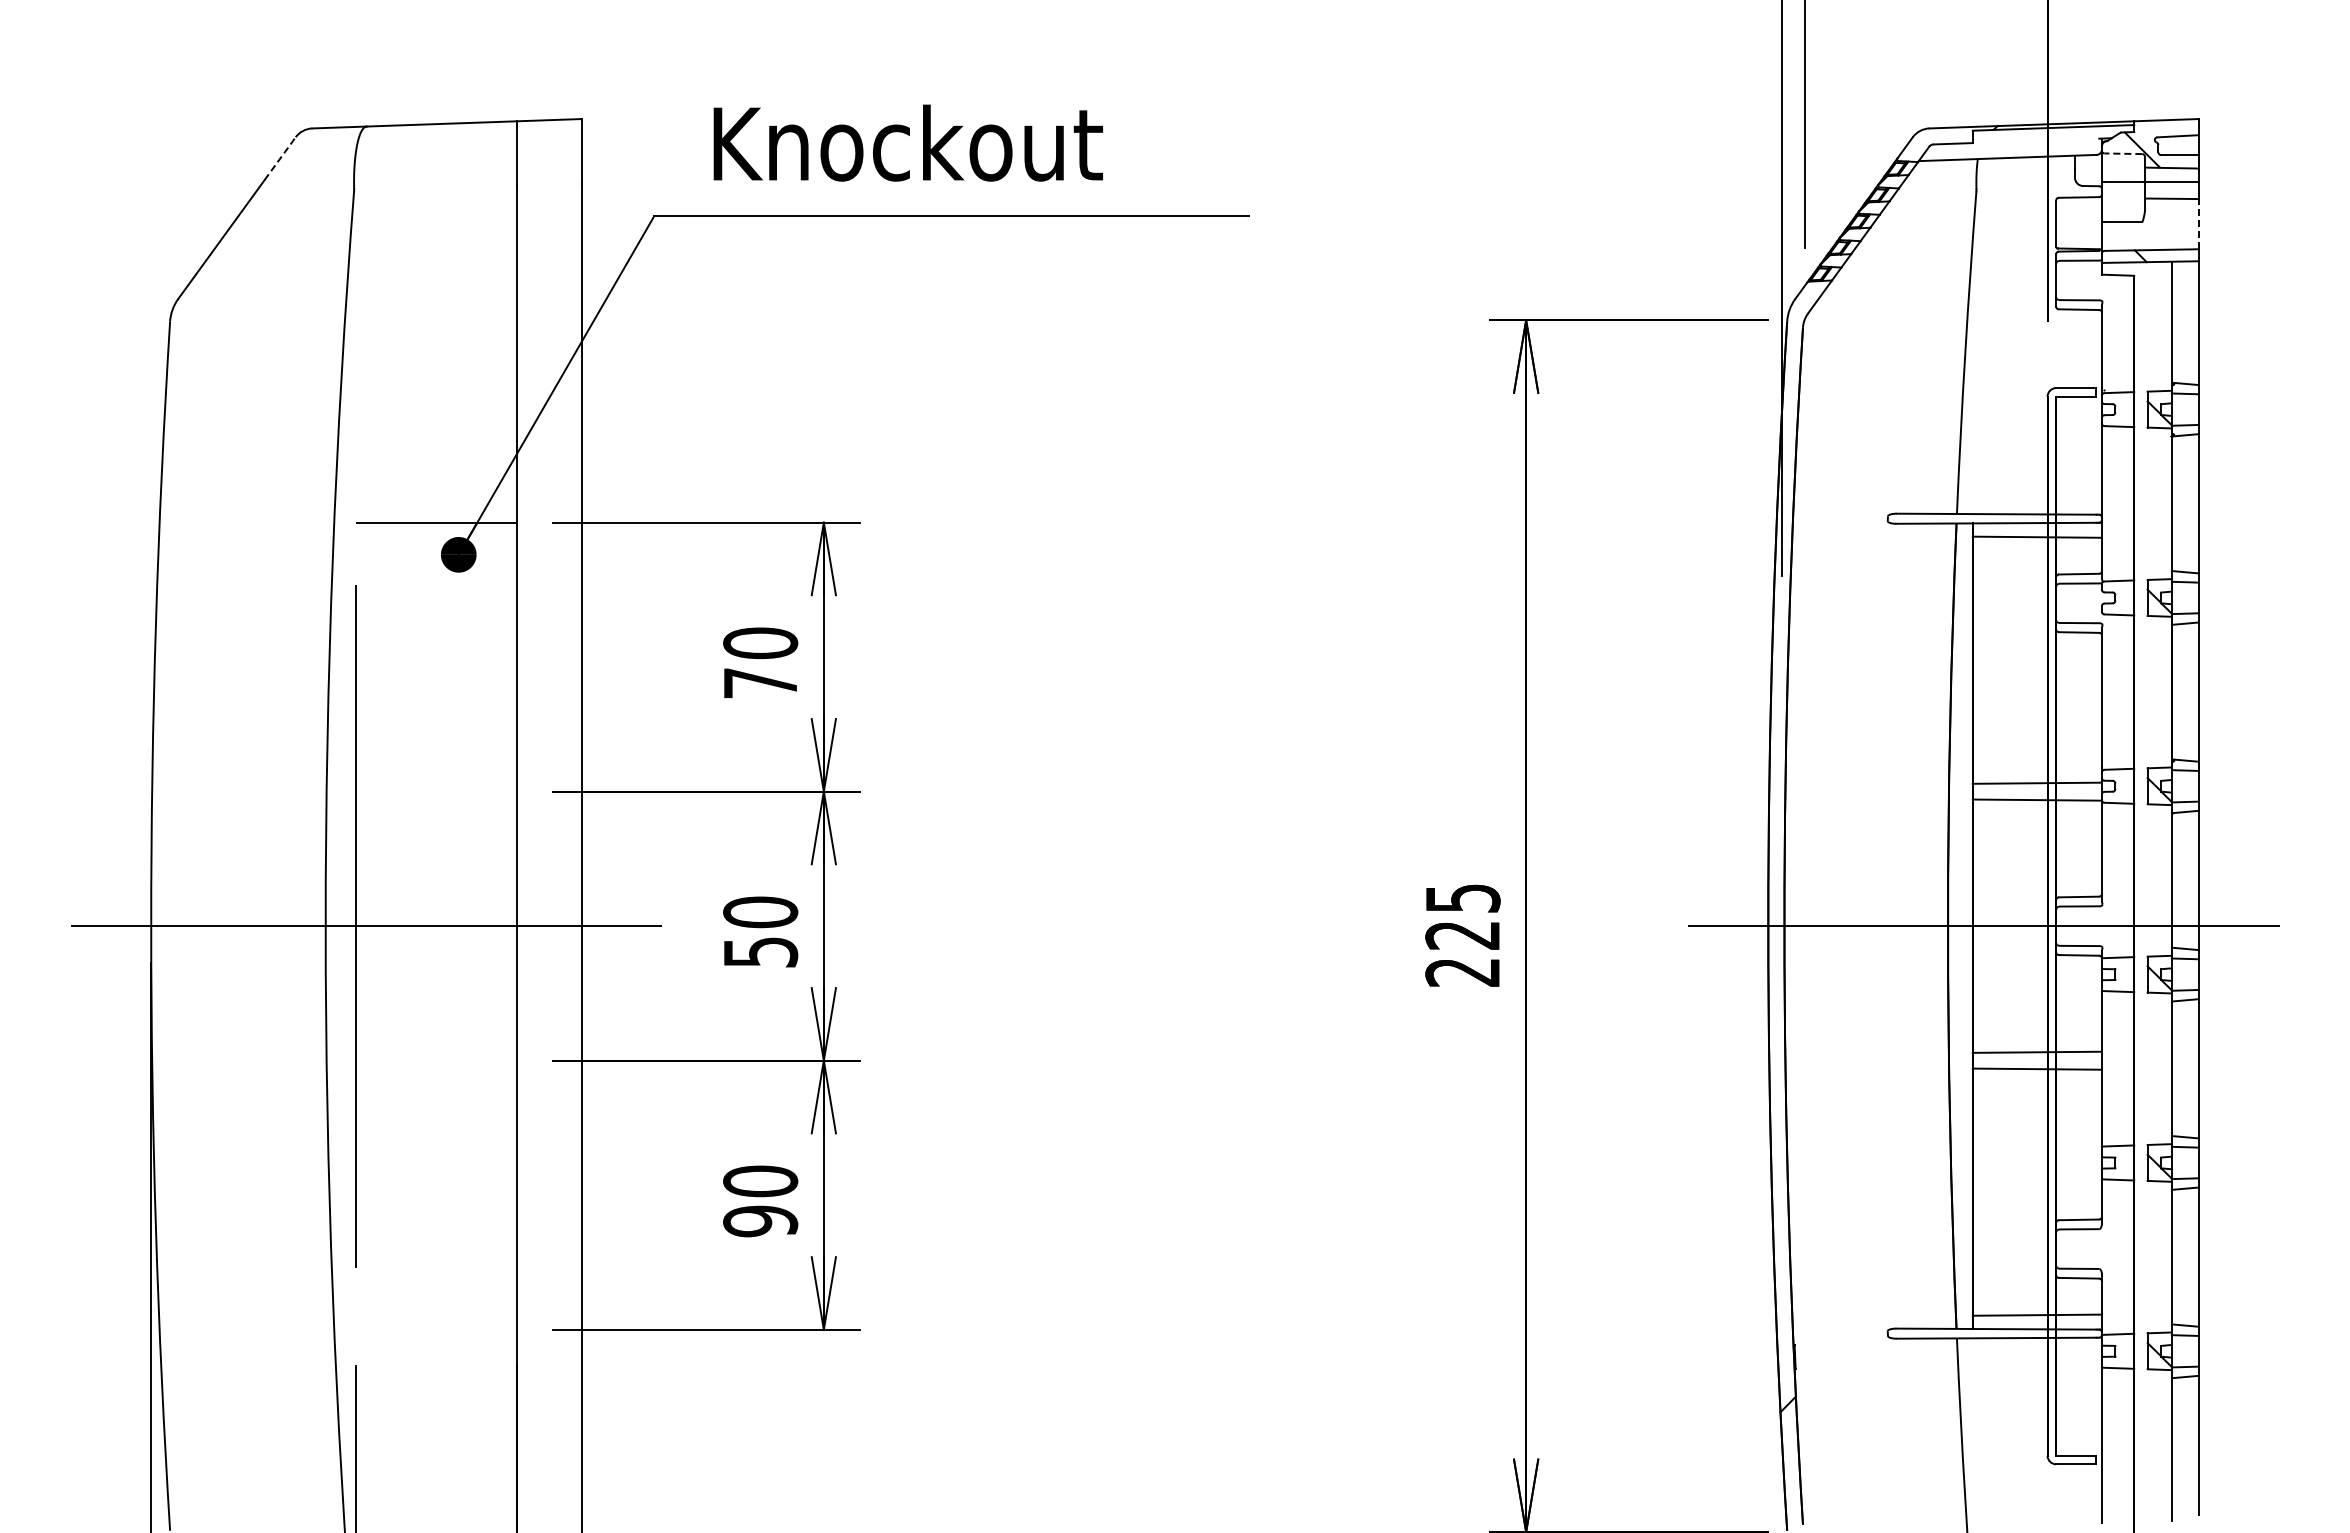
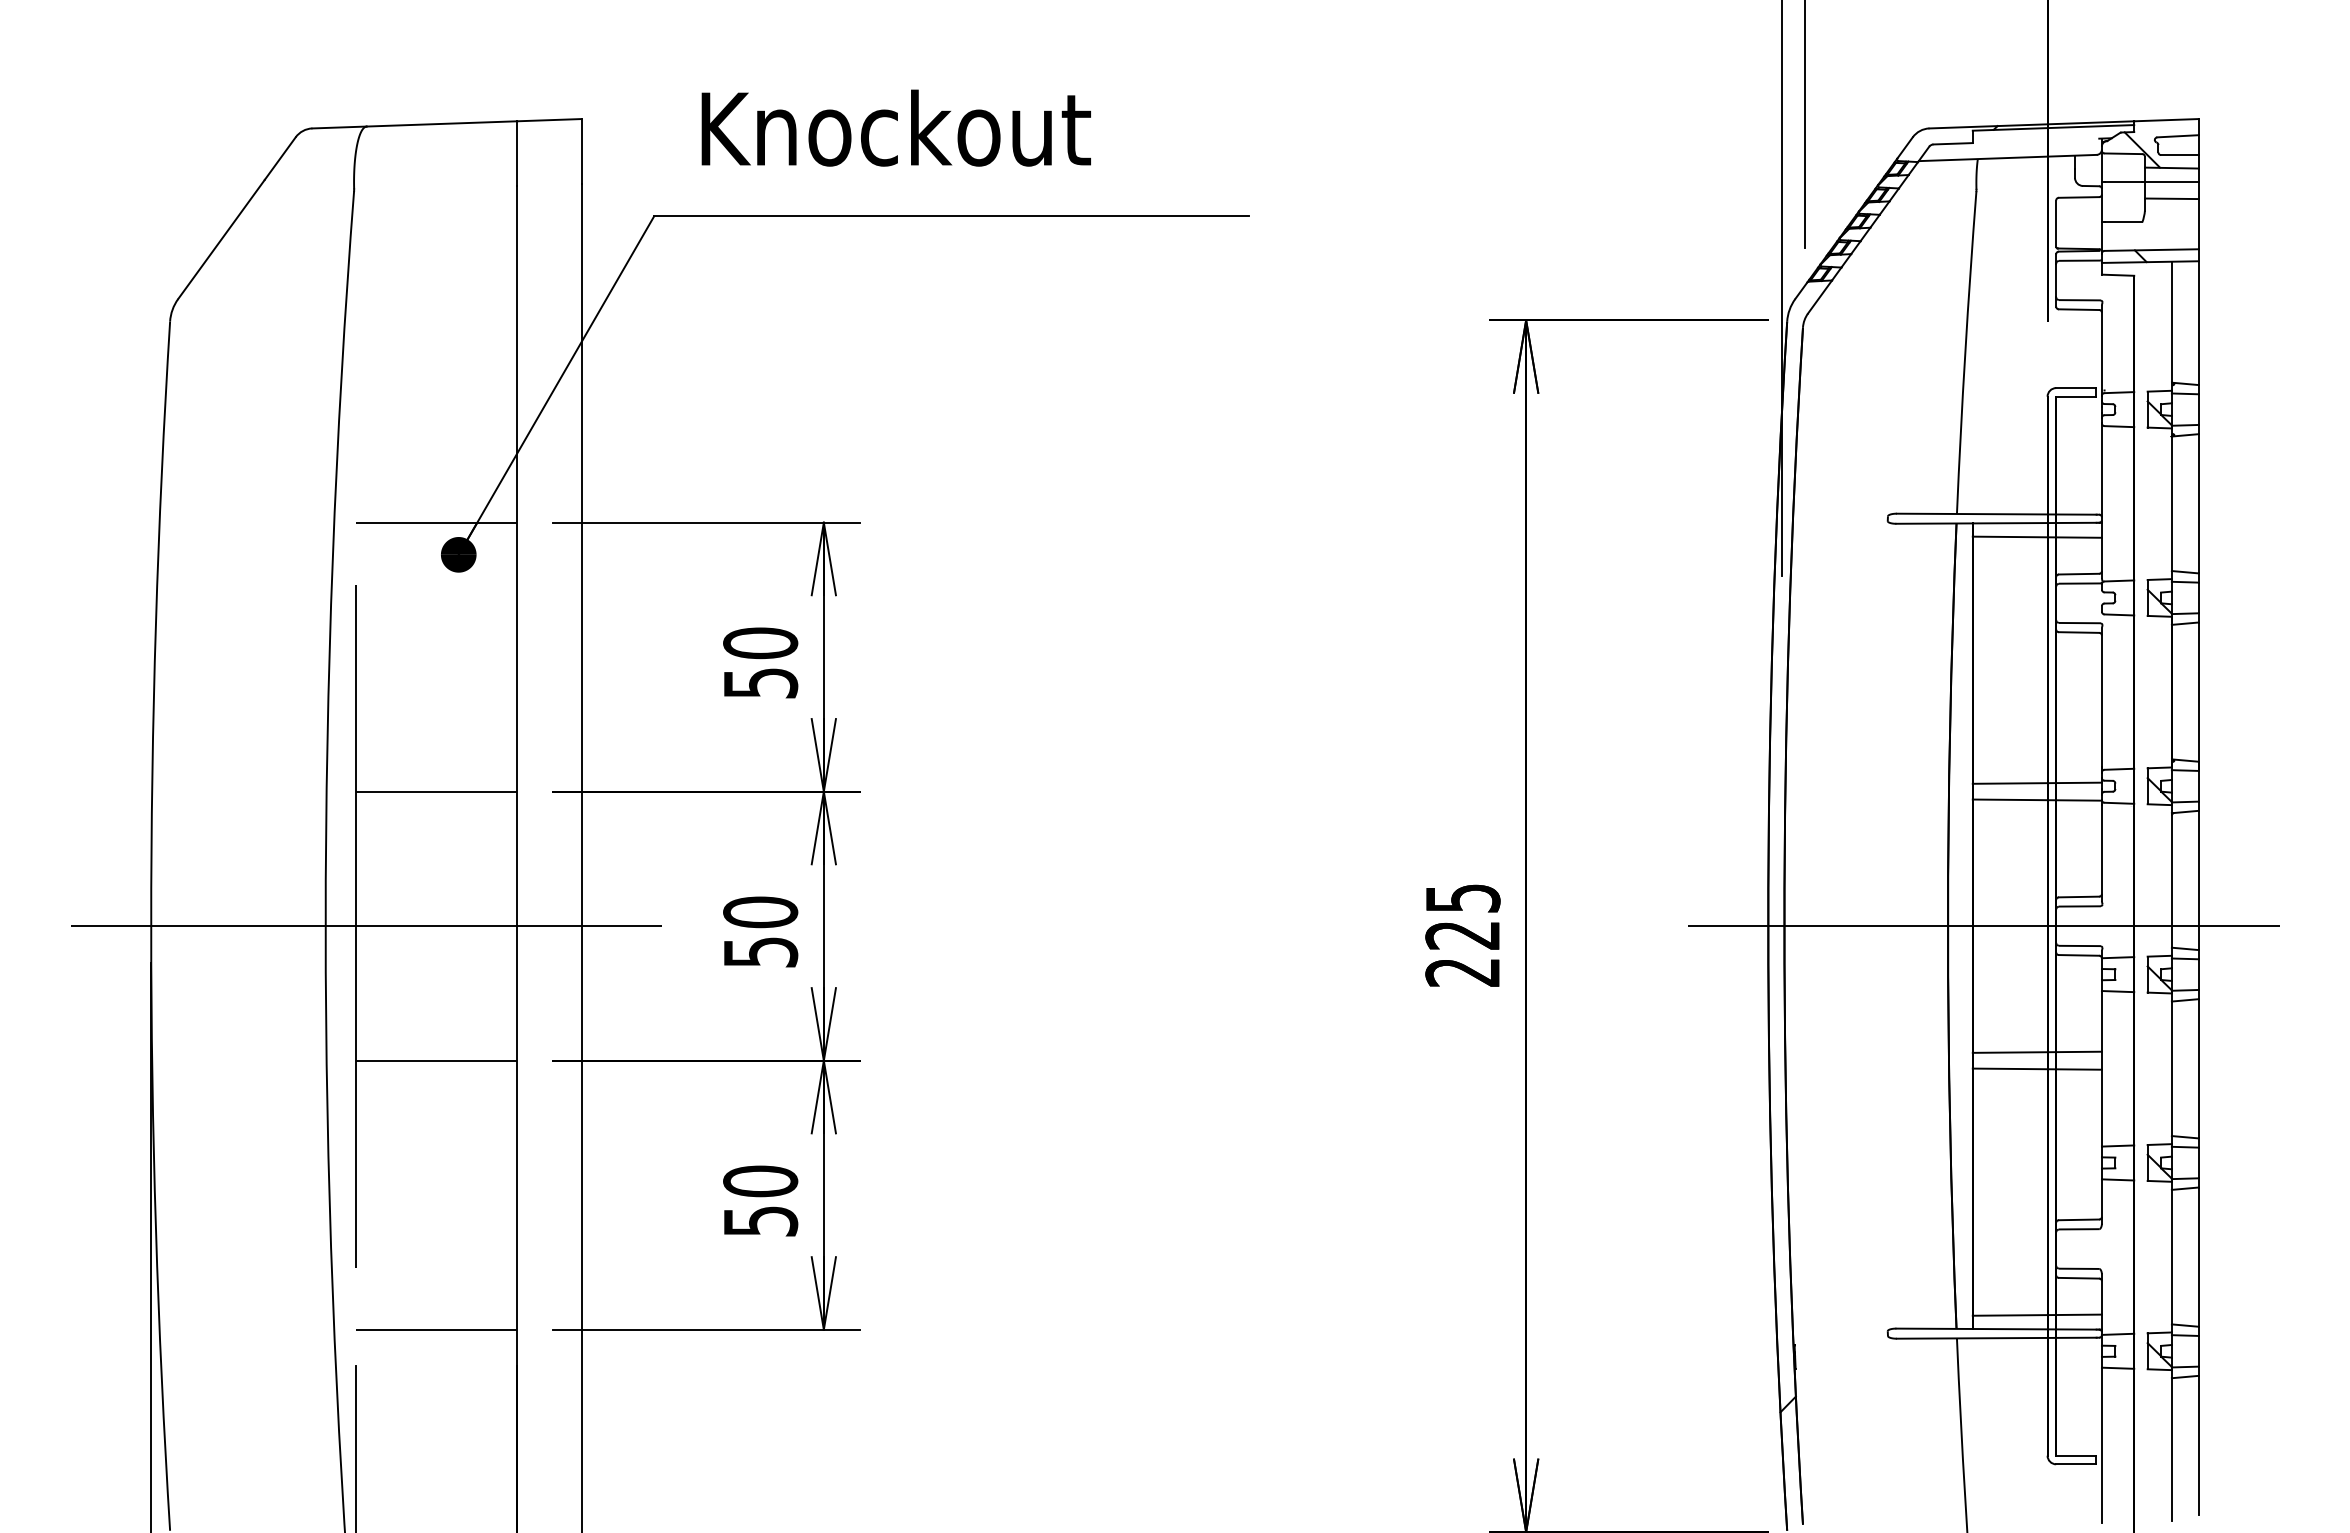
text position: (907, 142) -> (895, 127) (895, 127)
line: dashed -> solid (2123, 153)
line: dashed -> solid (280, 158)
line: dashed -> solid (2198, 223)
text: 70 -> 50 (761, 683)
line: none -> present (436, 791)
line: none -> present (436, 1060)
text: 90 -> 50 (760, 1221)
line: none -> present (436, 1329)
